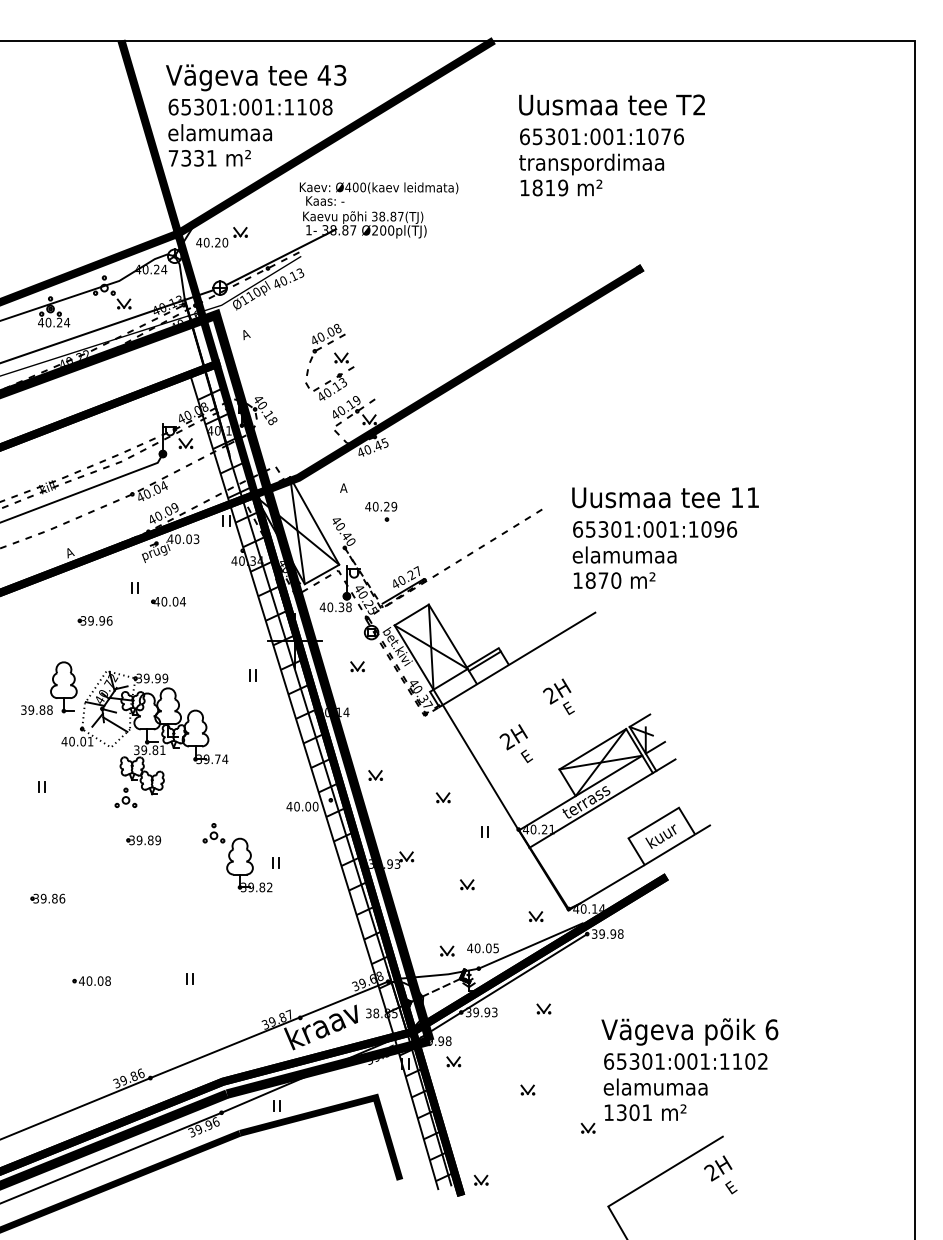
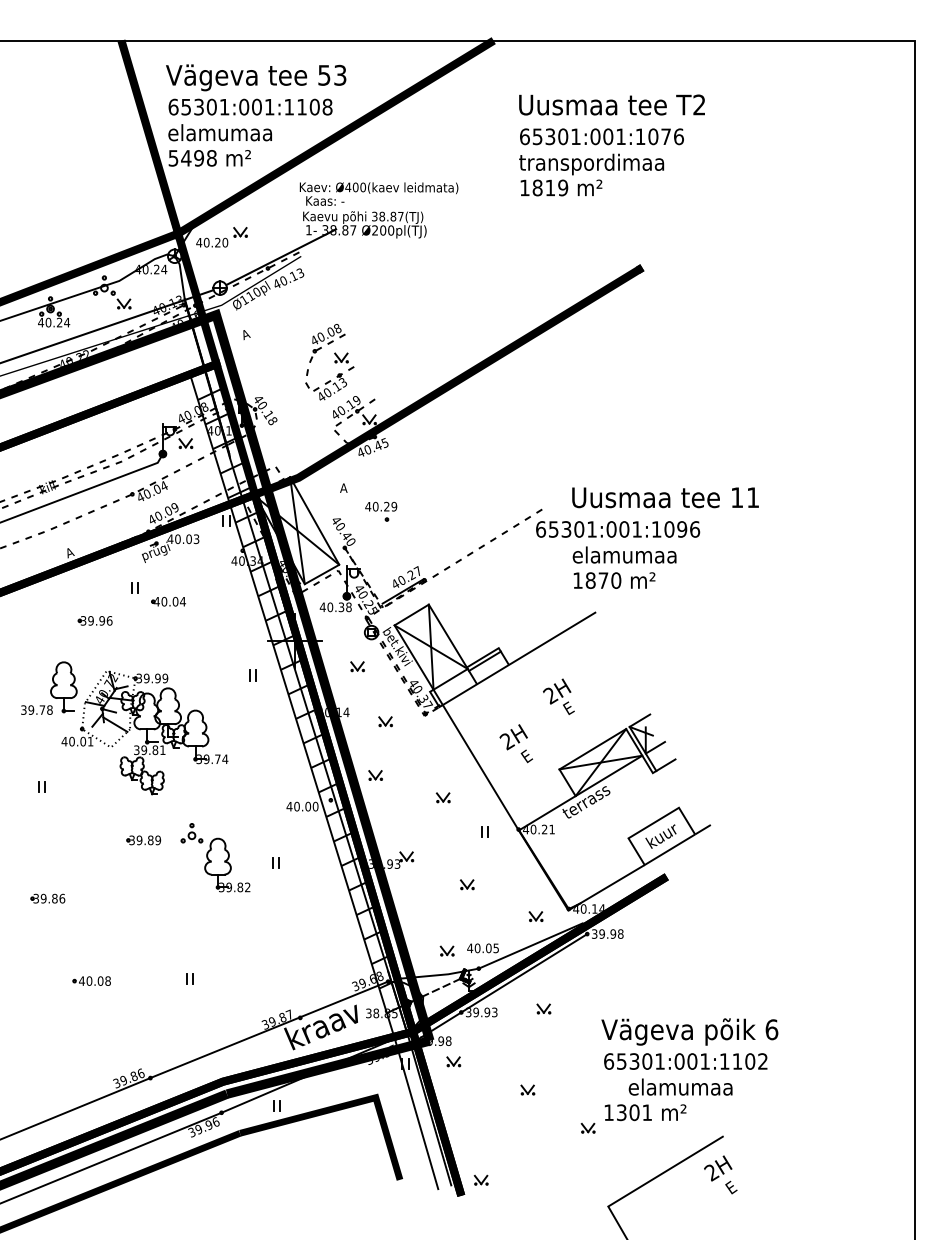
text: 43 -> 53 (323, 75)
text: 7331 -> 5498 (192, 158)
text position: (655, 529) -> (618, 529) (618, 529)
text: 39.88 -> 39.78 (42, 709)
part: none -> present (385, 721)
part: present -> none (125, 797)
line: present -> none (590, 810)
part position: (237, 857) -> (215, 857) (215, 857)
text position: (655, 1086) -> (680, 1086) (680, 1086)
hatch: present -> none (426, 1114)
